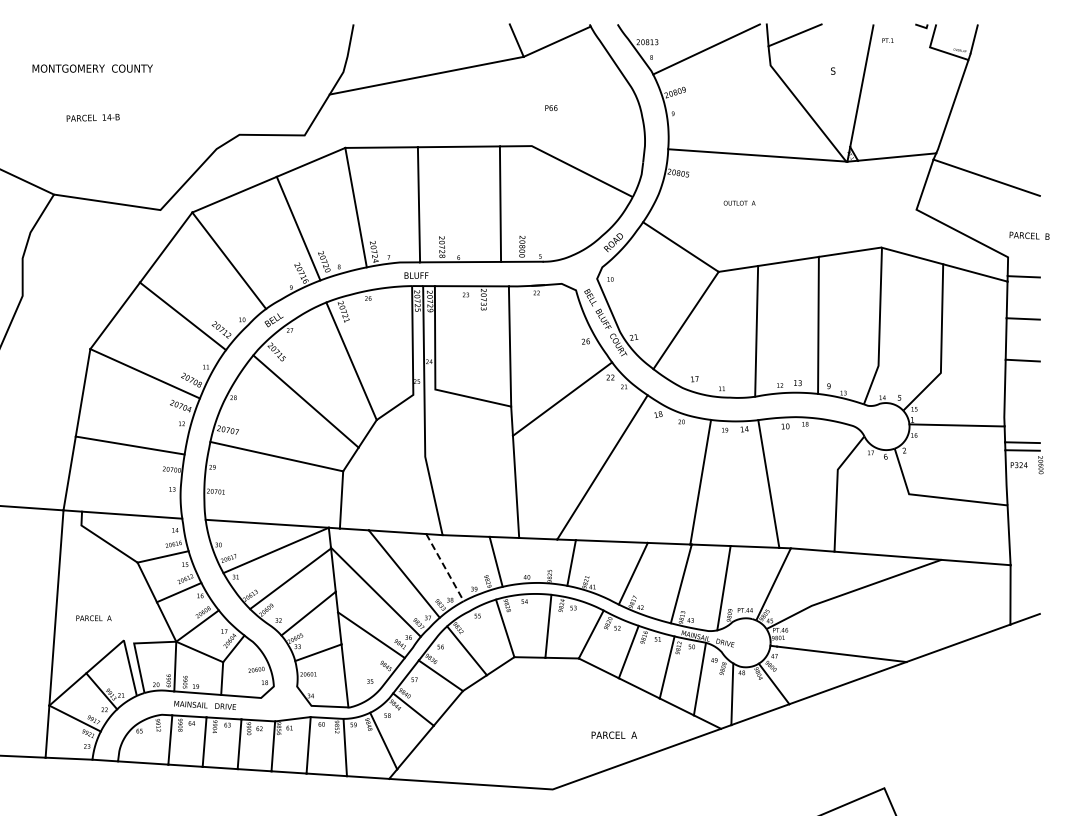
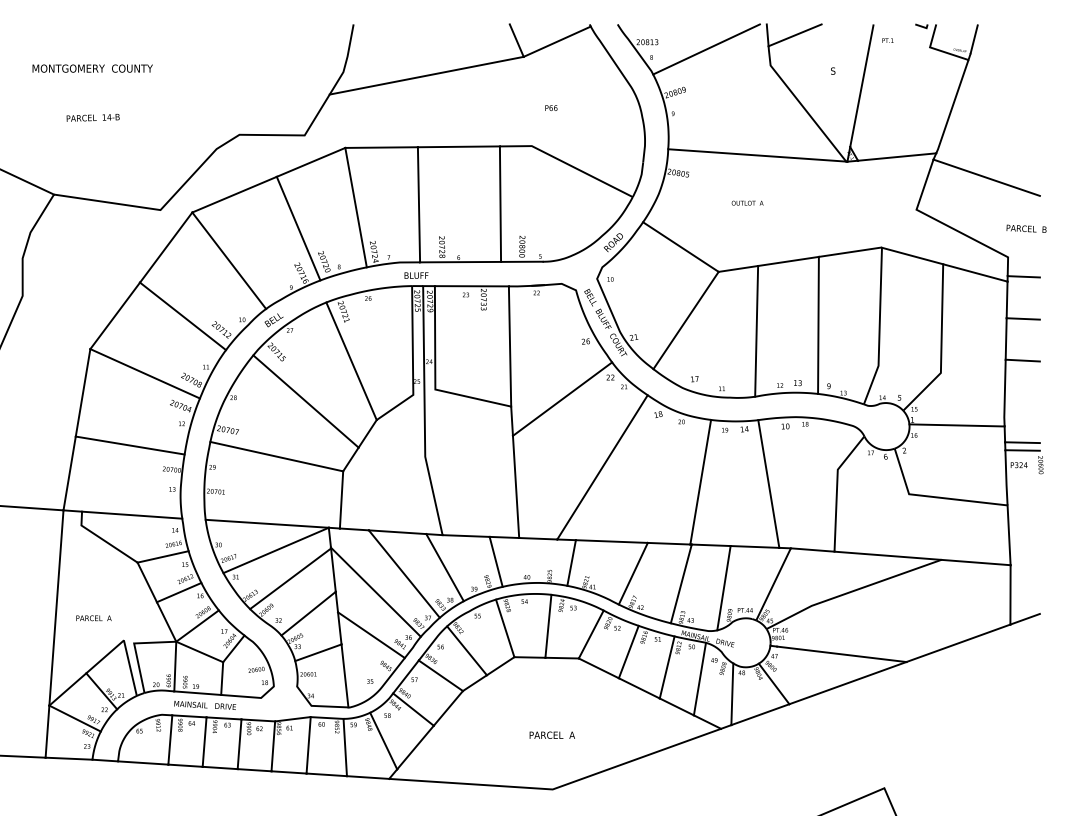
text position: (739, 202) -> (747, 202) (747, 202)
text position: (1029, 235) -> (1026, 228) (1026, 228)
line: dashed -> solid (445, 568)
text position: (613, 734) -> (551, 734) (551, 734)
